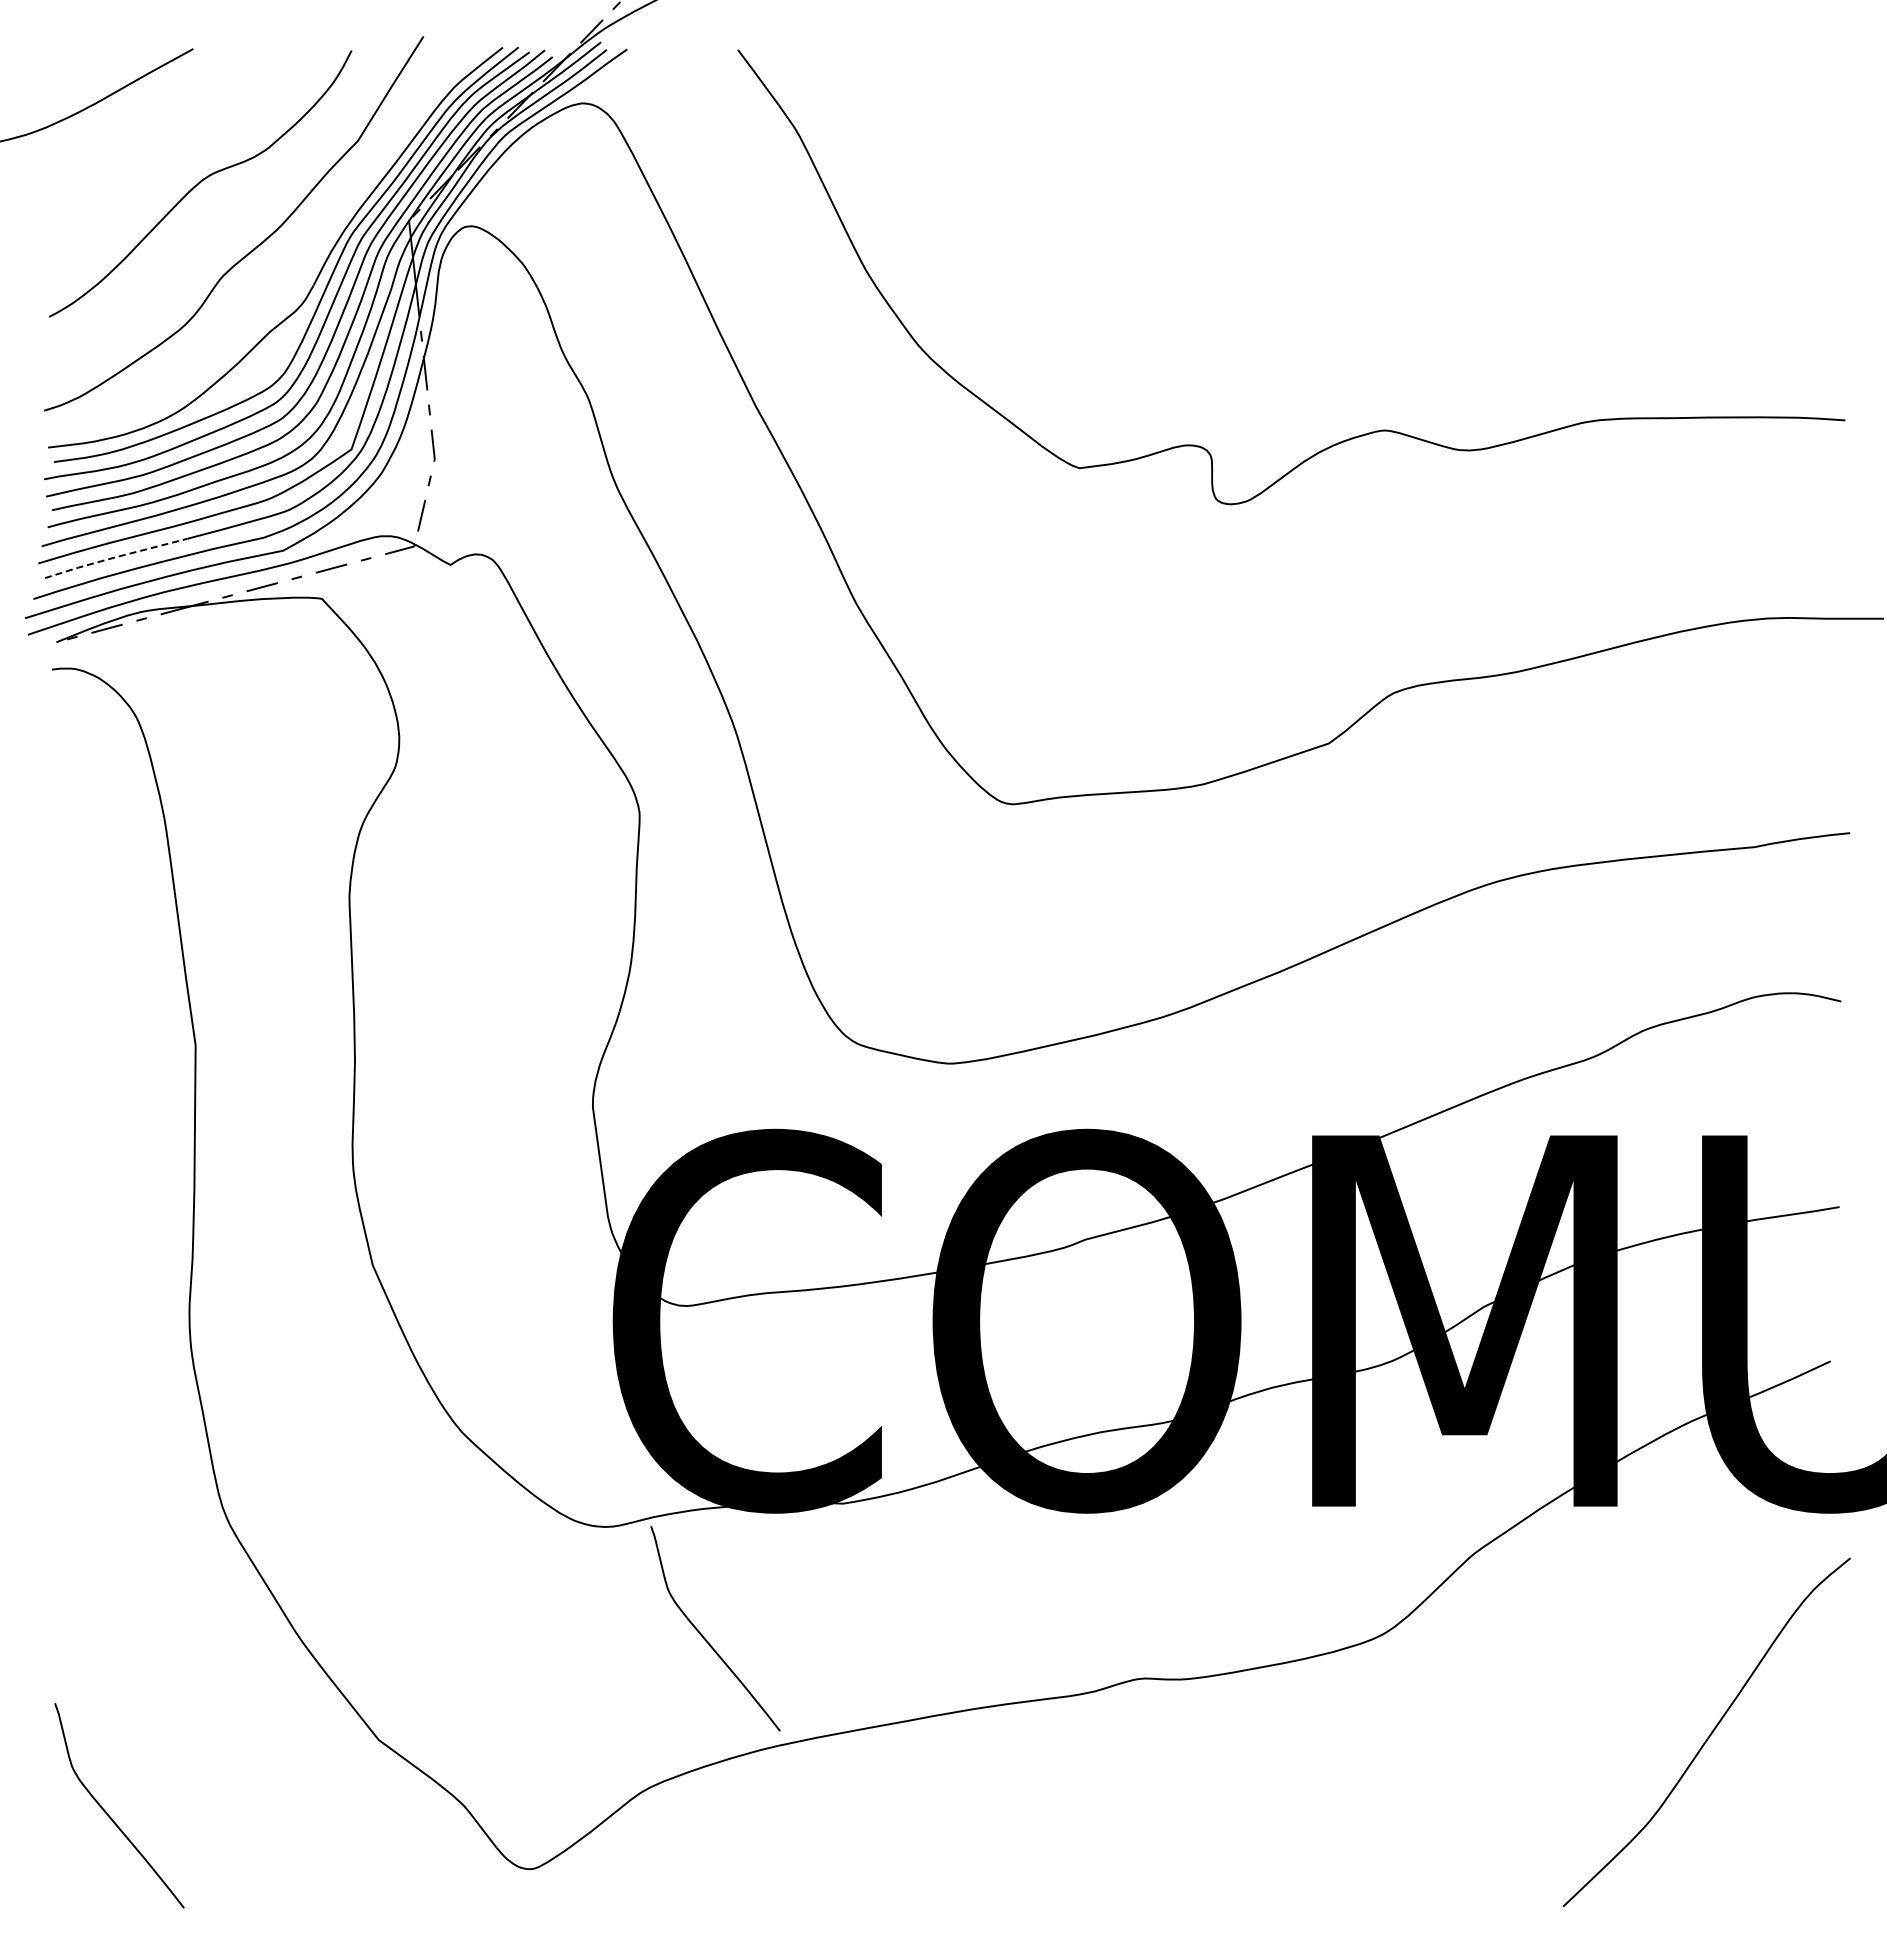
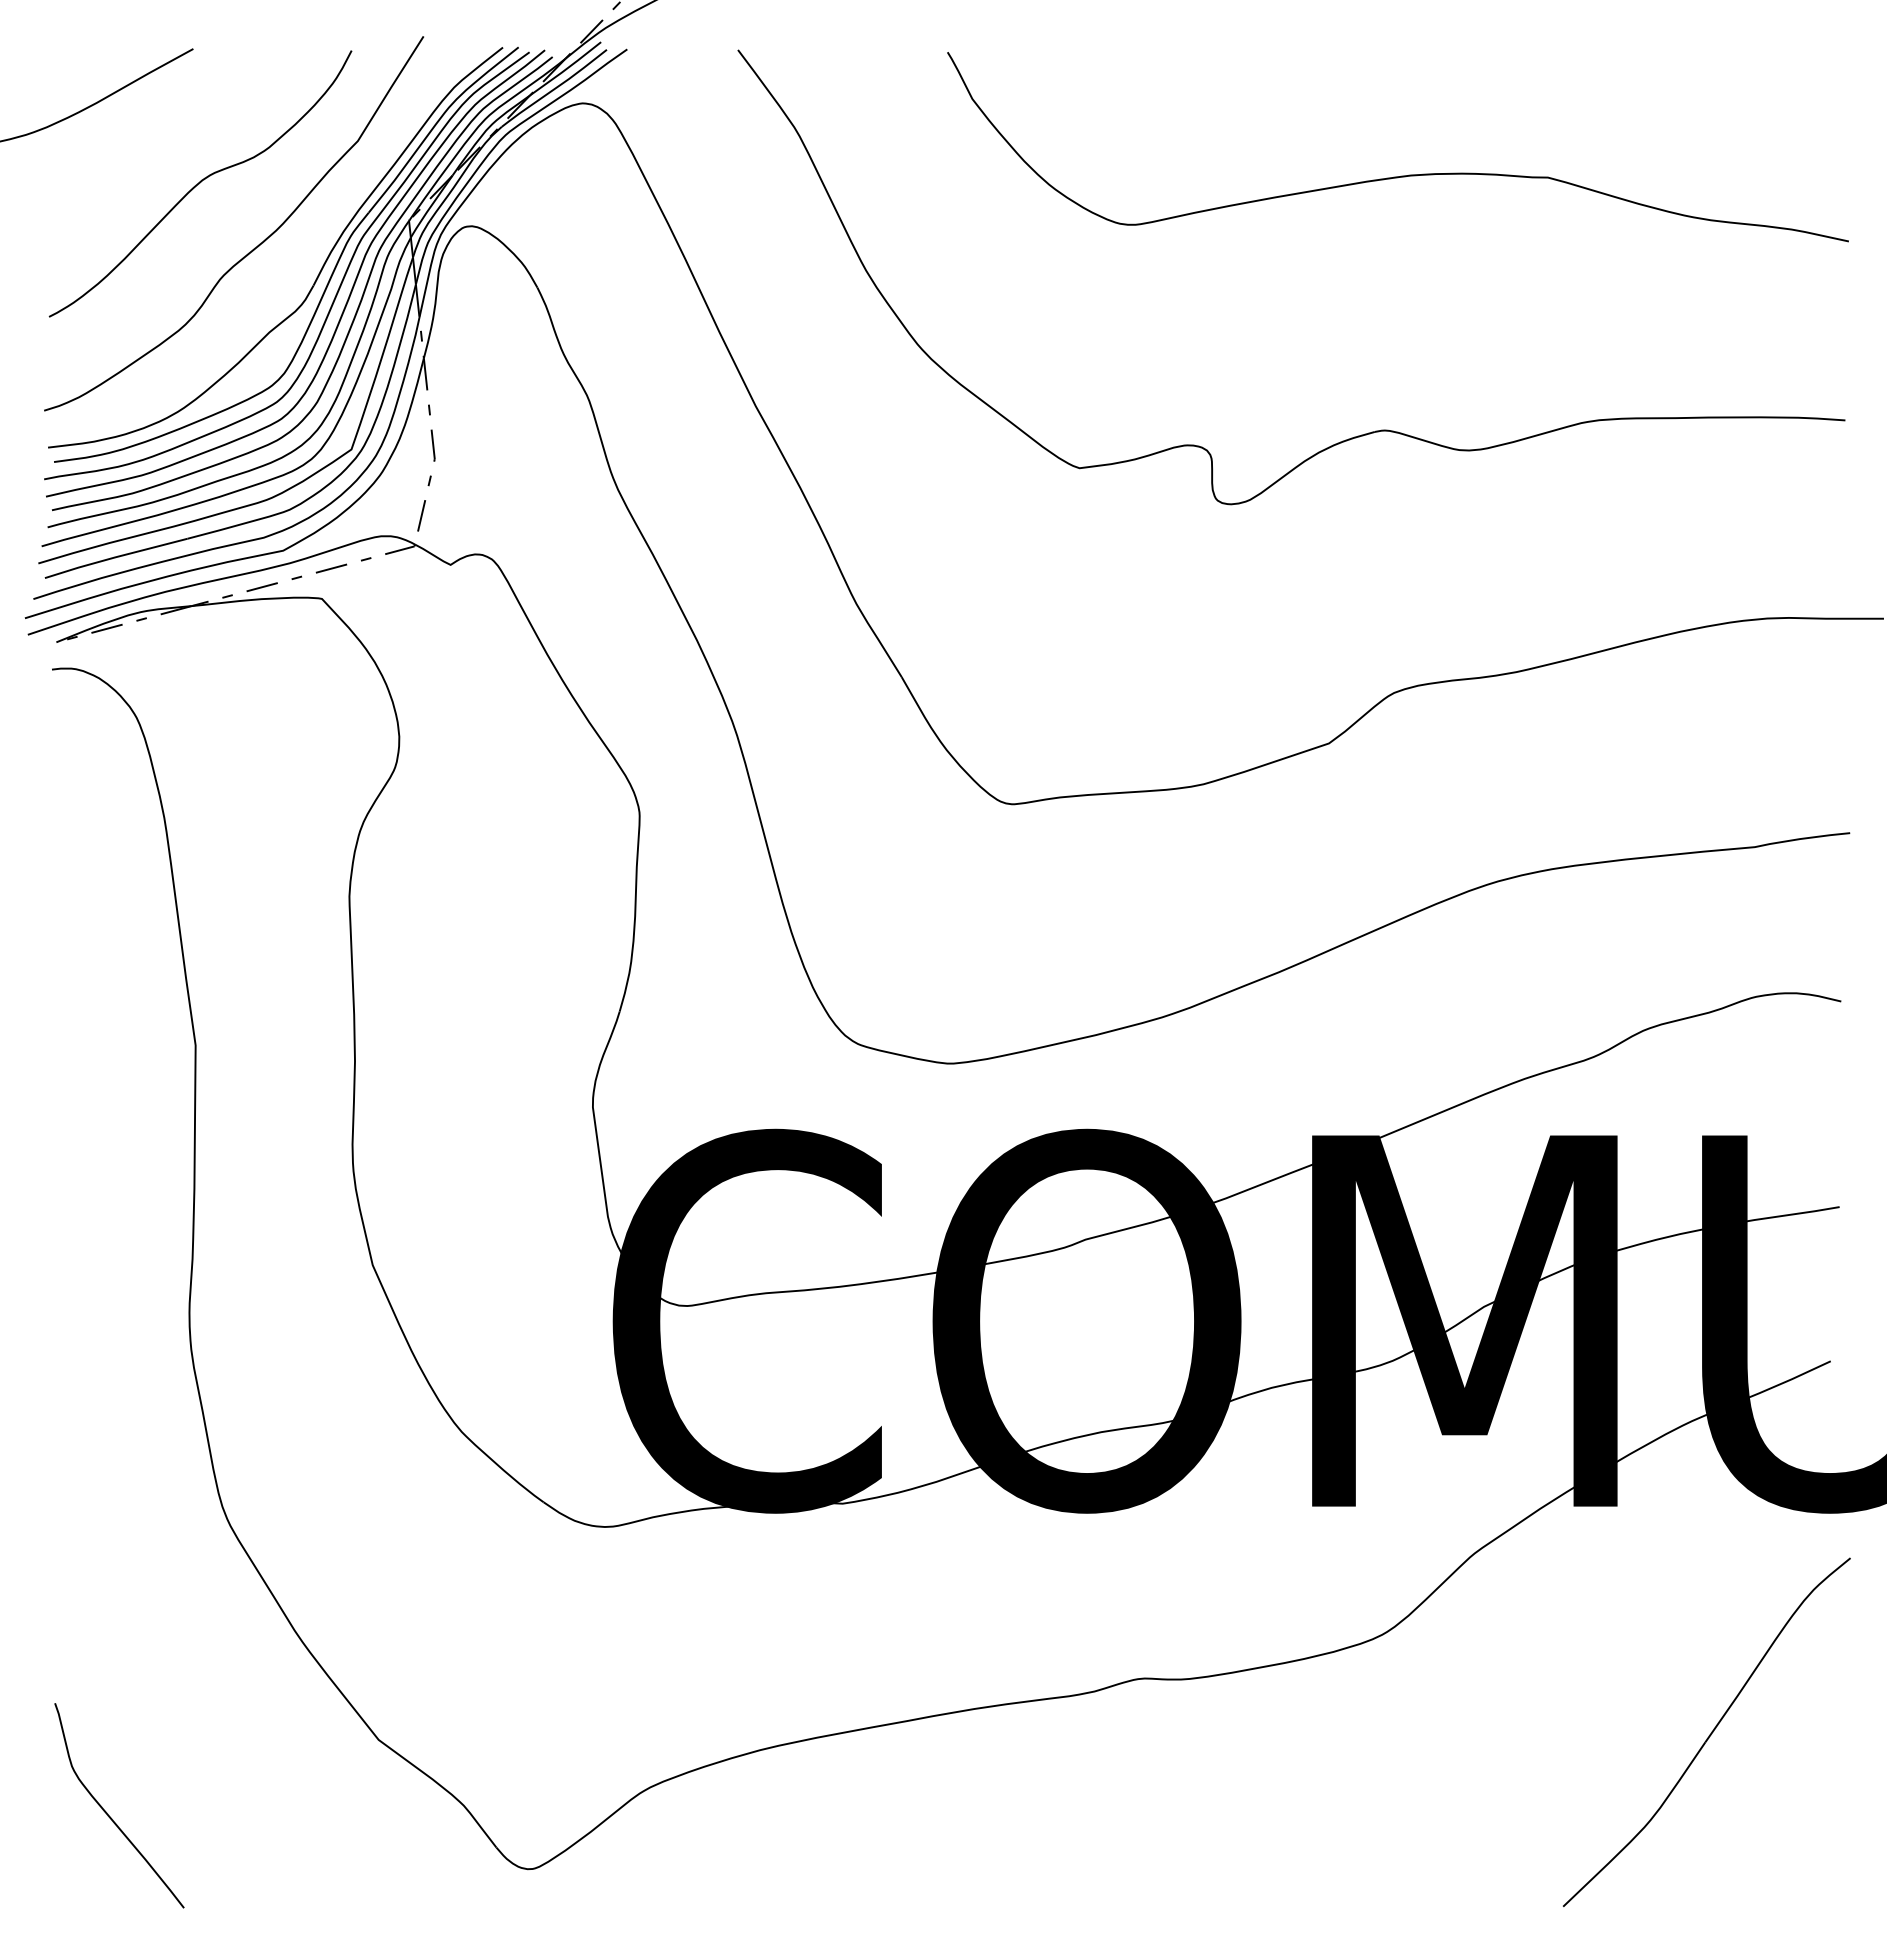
curve: none -> present (1401, 175)
line: dashed -> solid (114, 557)
curve: present -> none (703, 1635)
